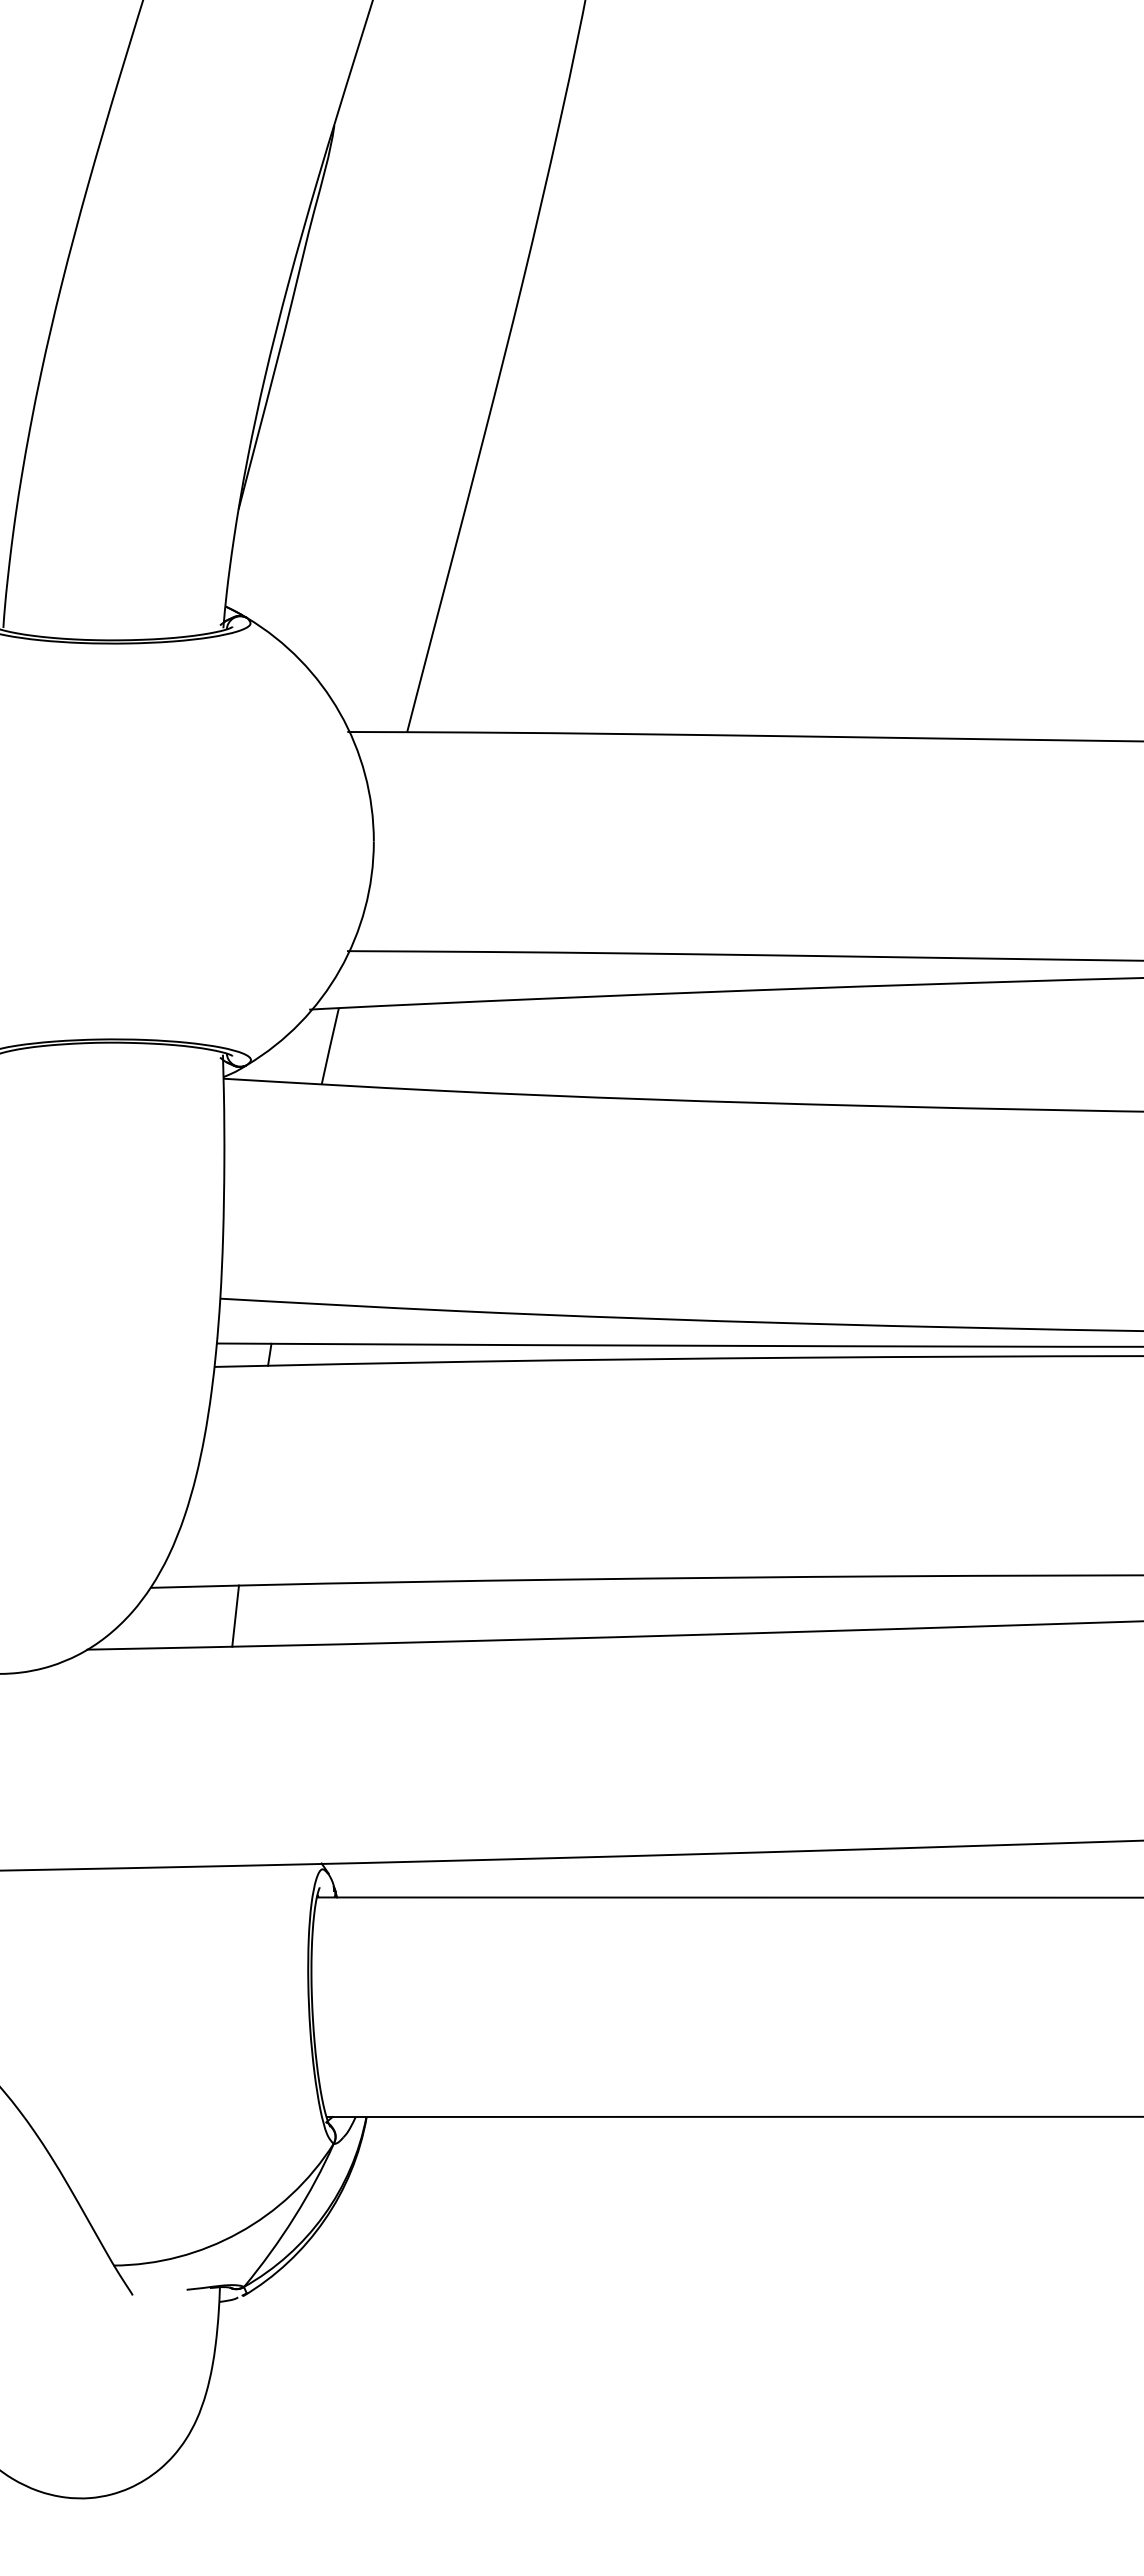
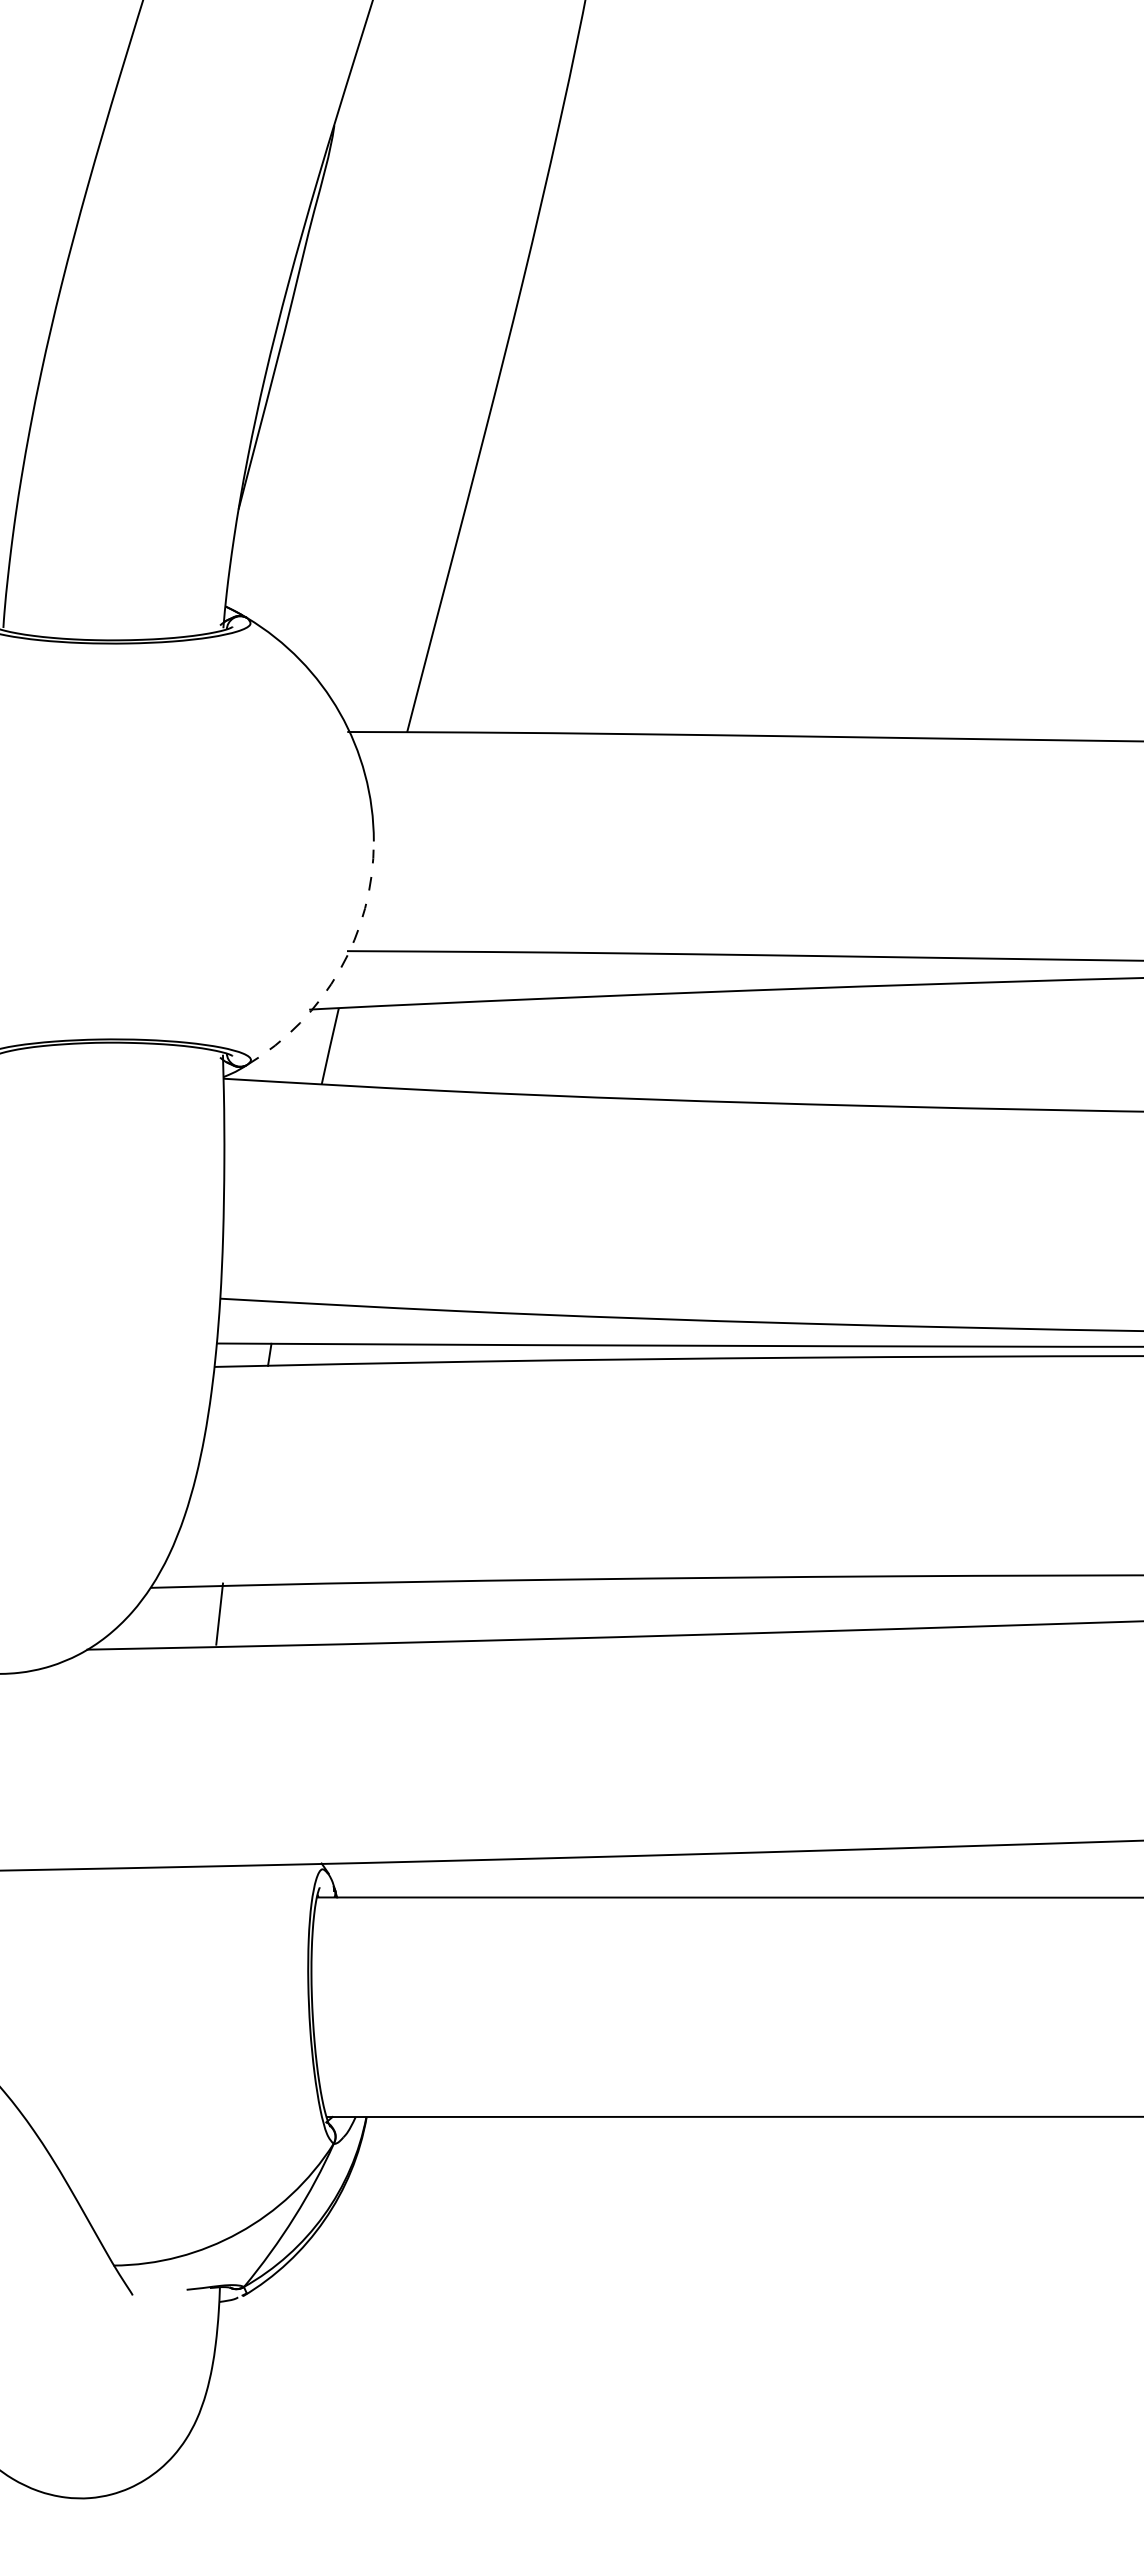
arc: solid -> dashed (339, 969)
line position: (235, 1615) -> (219, 1613) (219, 1613)
